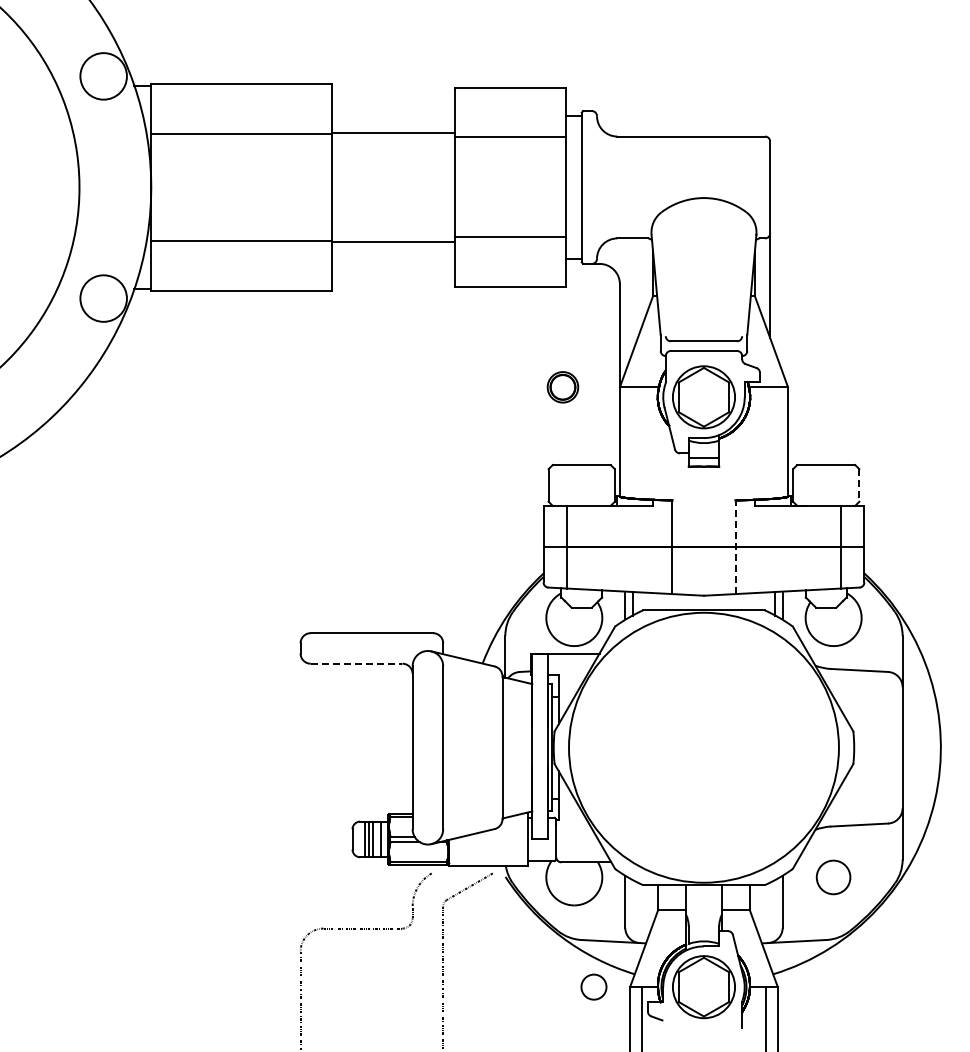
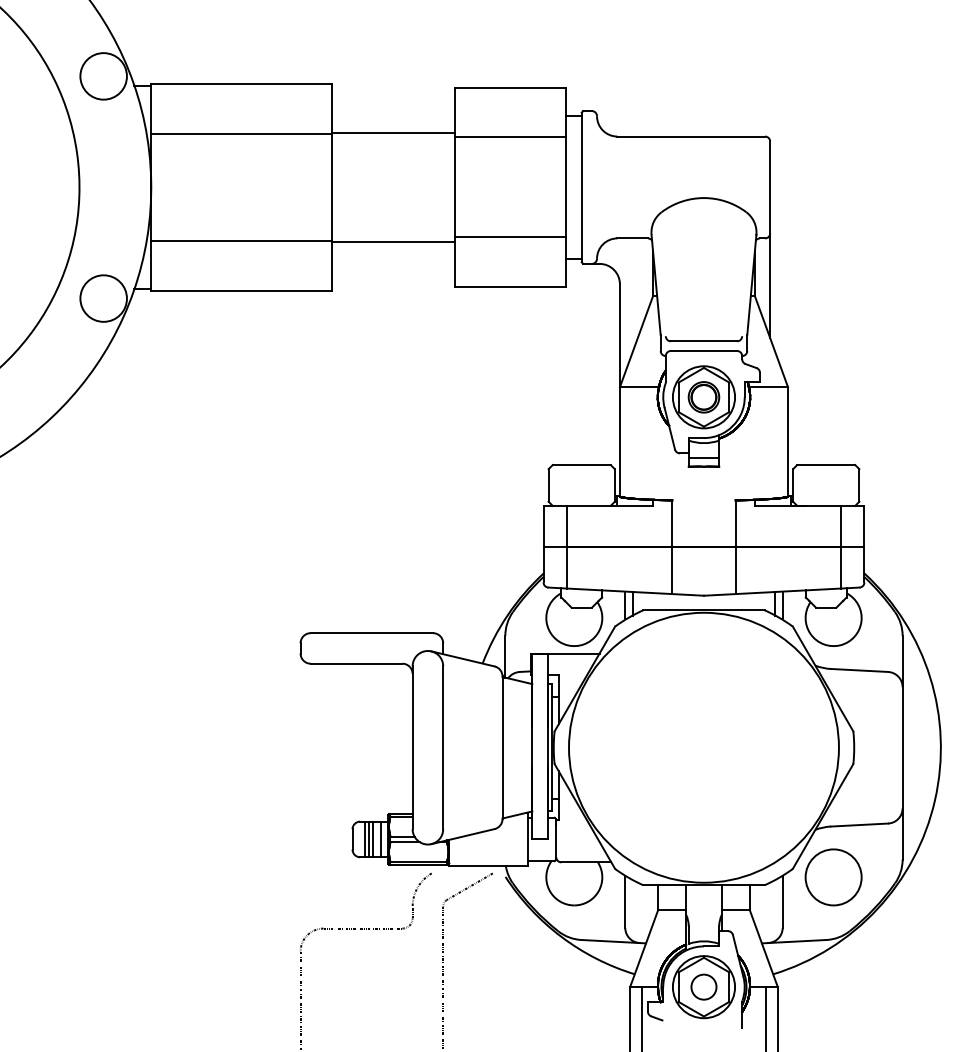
part position: (562, 387) -> (703, 397) (703, 397)
line: dashed -> solid (859, 485)
line: dashed -> solid (735, 547)
line: dashed -> solid (356, 663)
circle size: 37x37 px -> 59x59 px (833, 877)
circle position: (593, 986) -> (703, 986) (703, 986)
